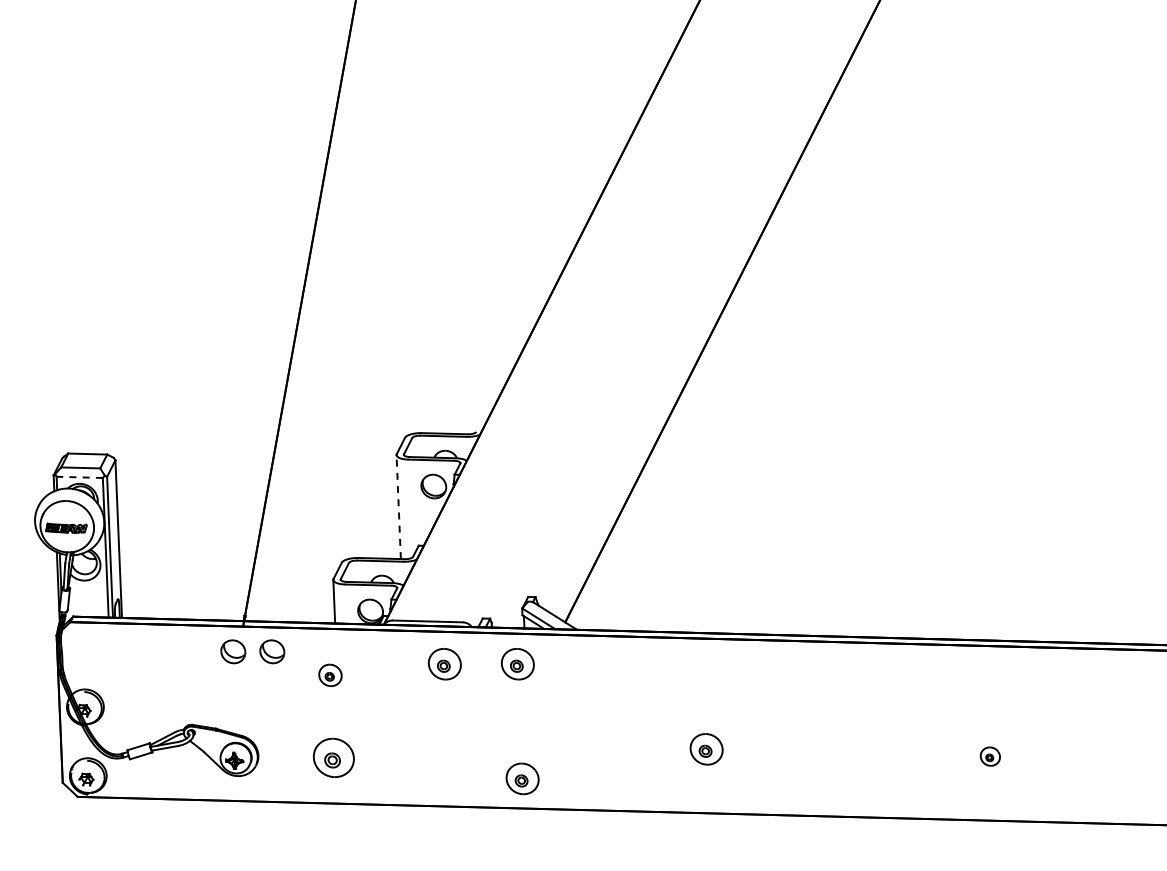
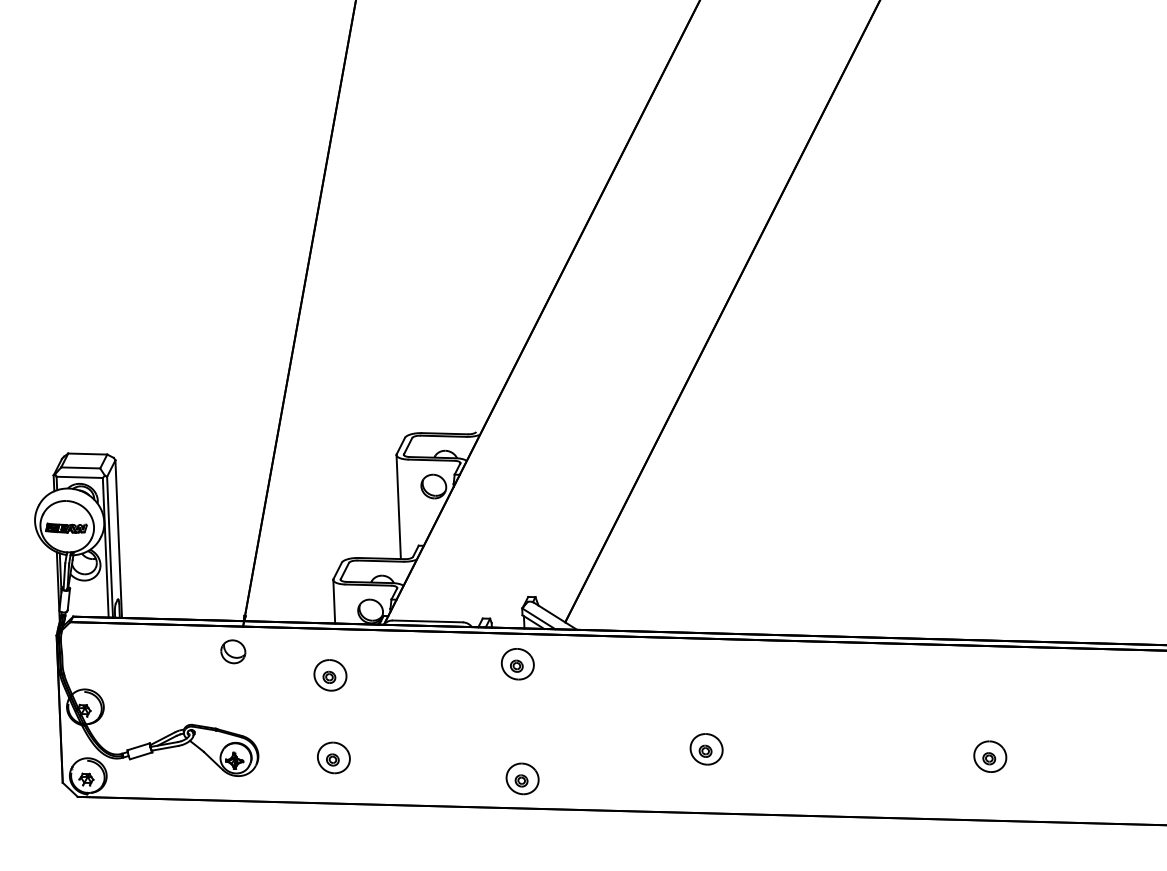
line: dashed -> solid (79, 477)
line: dashed -> solid (398, 506)
part: present -> none (272, 651)
part: present -> none (444, 664)
part size: 25x24 px -> 35x33 px (330, 675)
part size: 22x21 px -> 35x33 px (990, 756)
part size: 43x41 px -> 34x34 px (333, 757)
